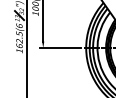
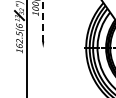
line: solid -> dashed (43, 21)
line: present -> none (60, 48)
